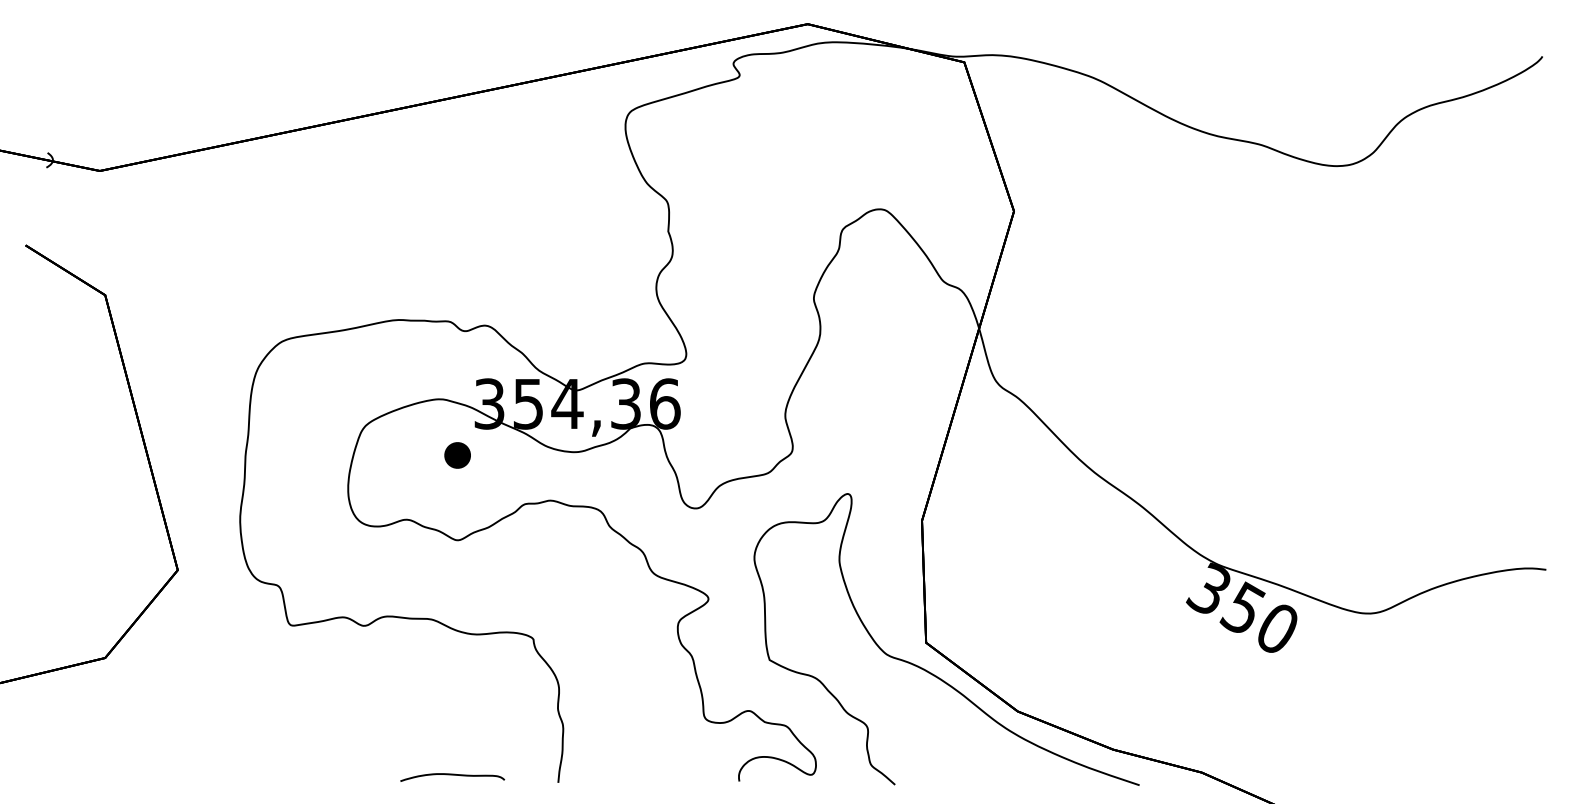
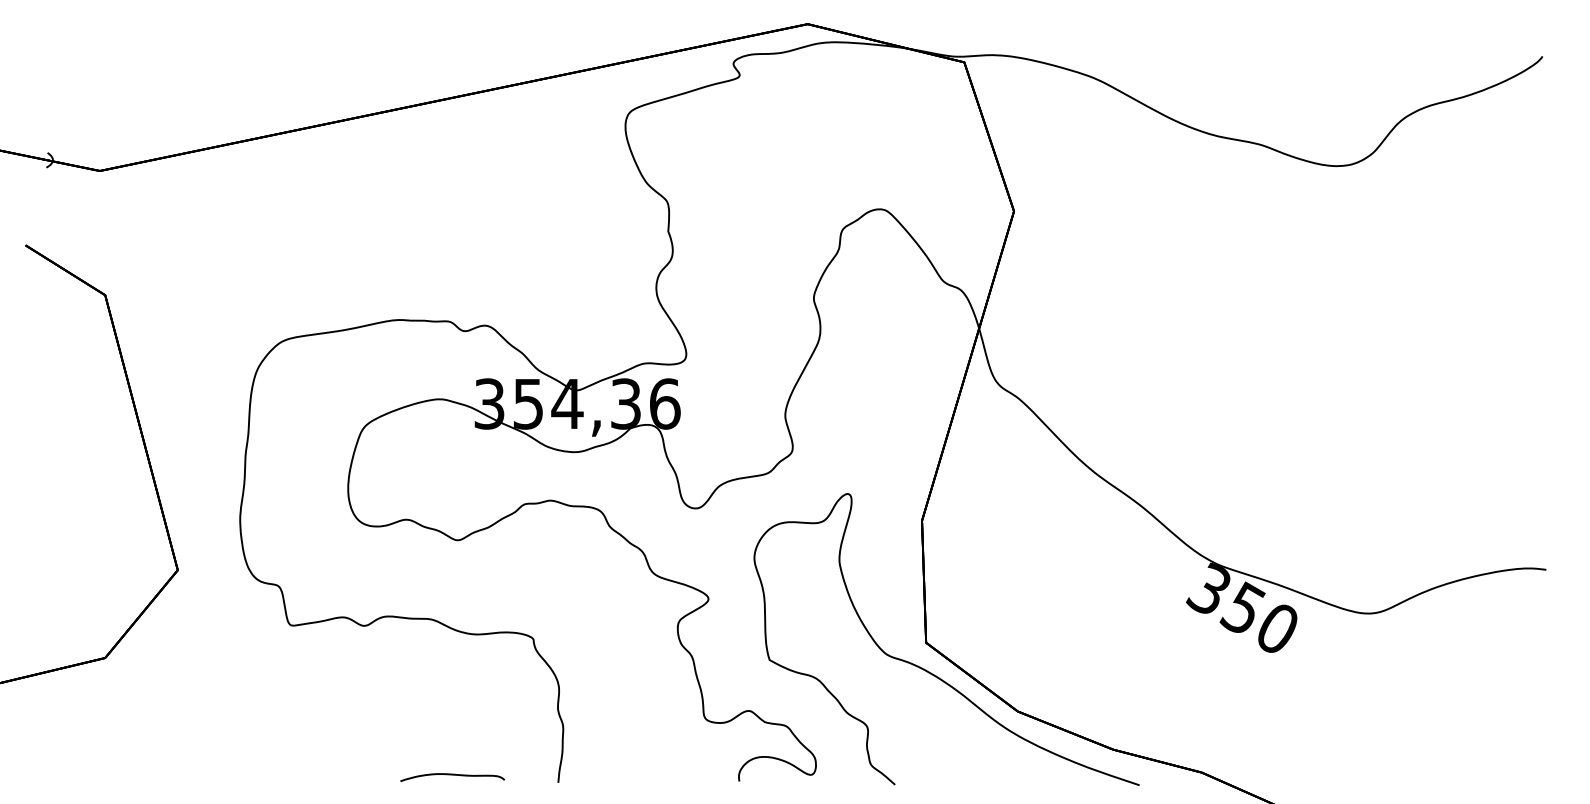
part: present -> none (457, 455)
